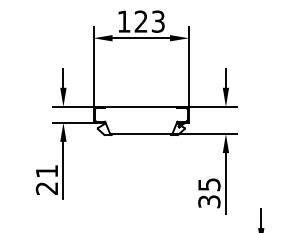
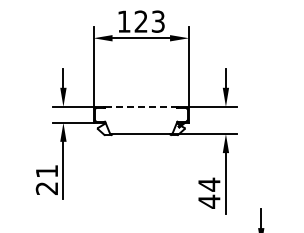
line: solid -> dashed (141, 106)
text: 35 -> 44 (209, 192)
